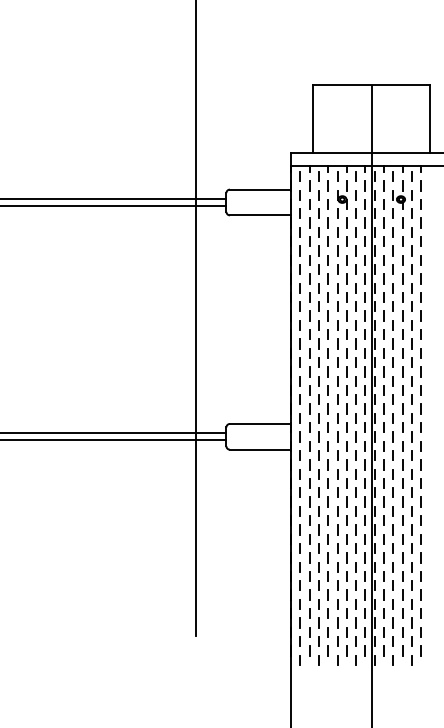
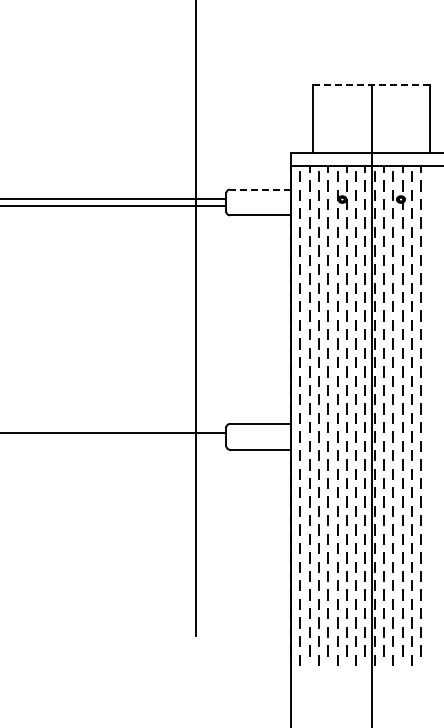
line: solid -> dashed (371, 85)
line: solid -> dashed (259, 189)
line: present -> none (114, 440)
